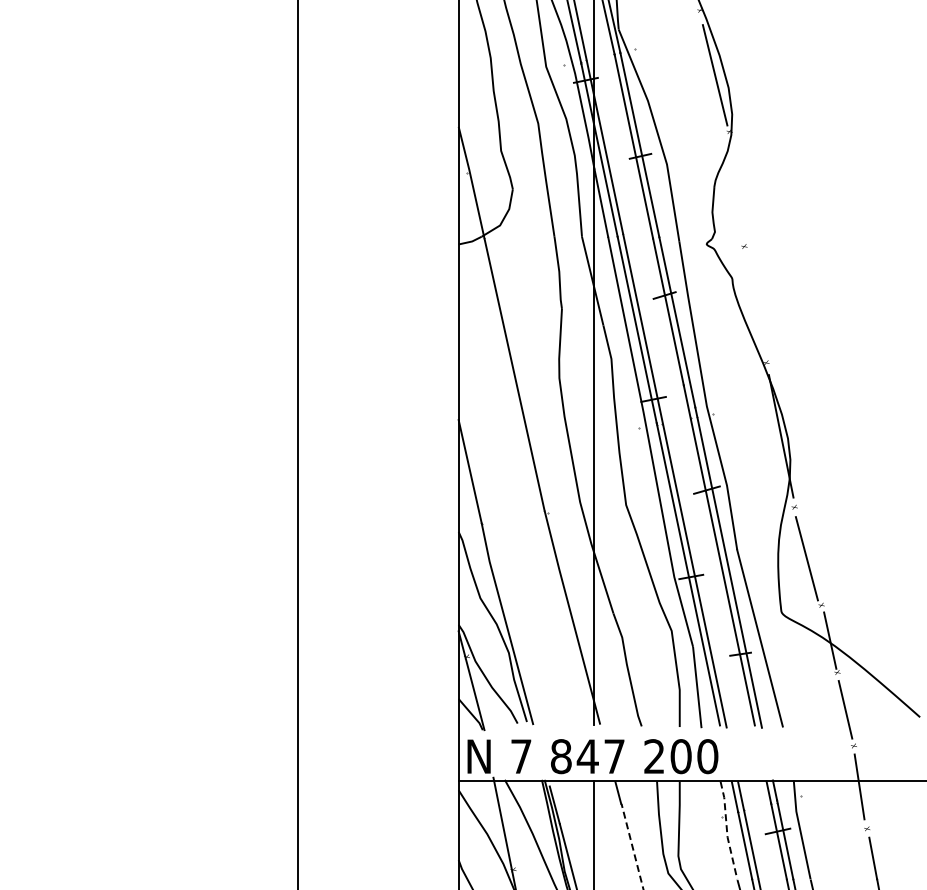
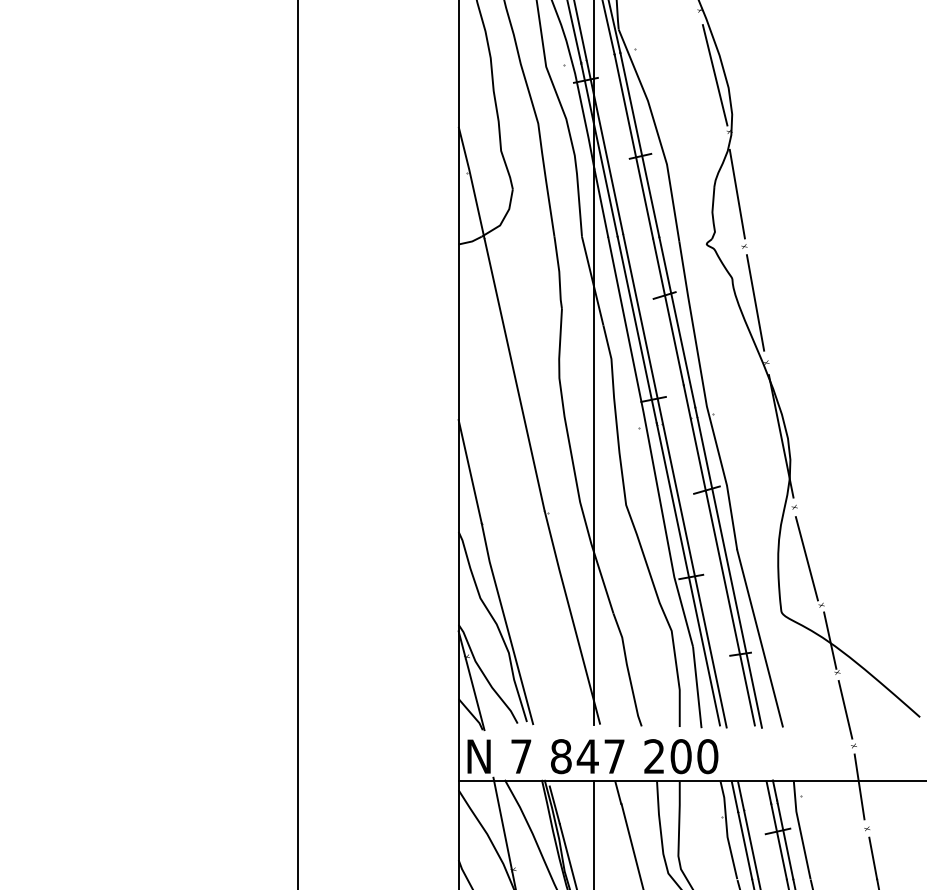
line: none -> present (736, 193)
line: none -> present (755, 302)
line: dashed -> solid (727, 831)
line: dashed -> solid (632, 846)
